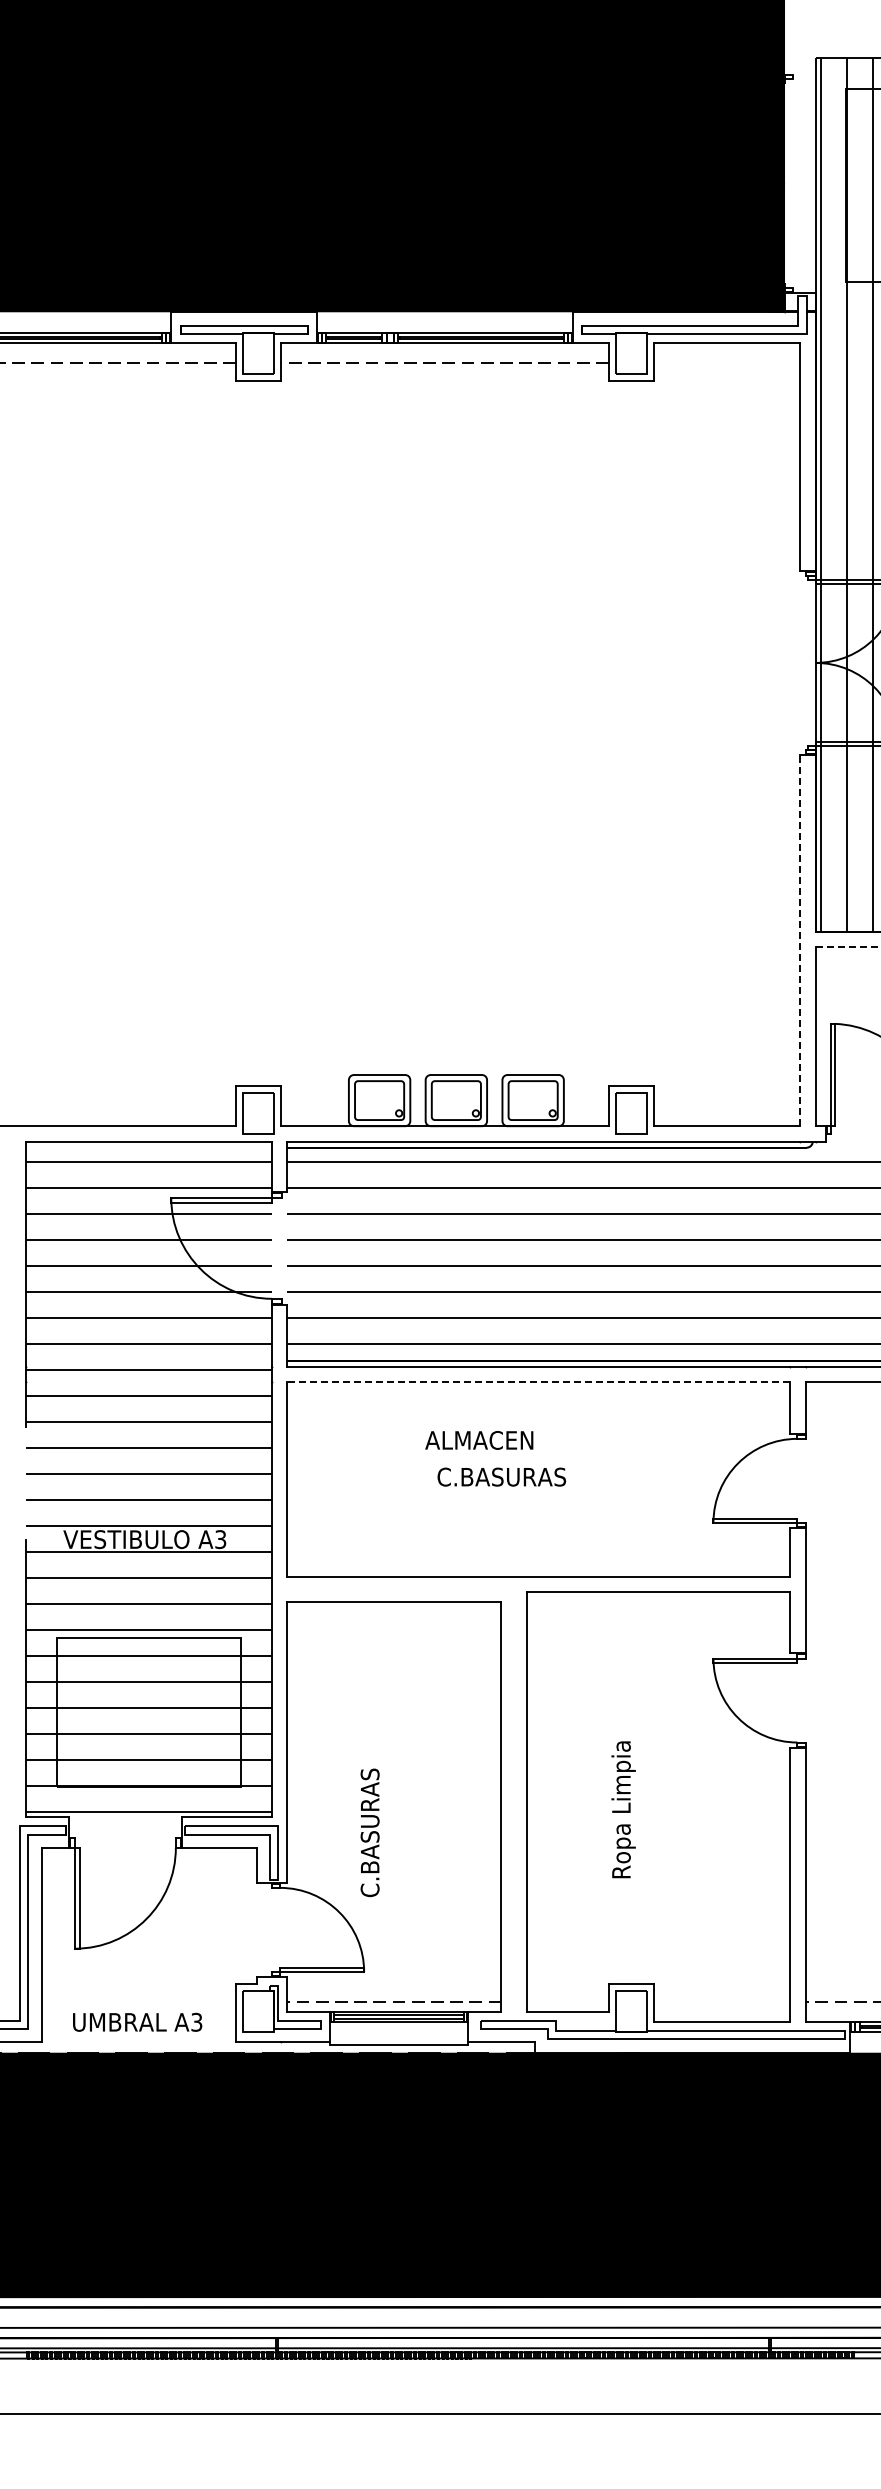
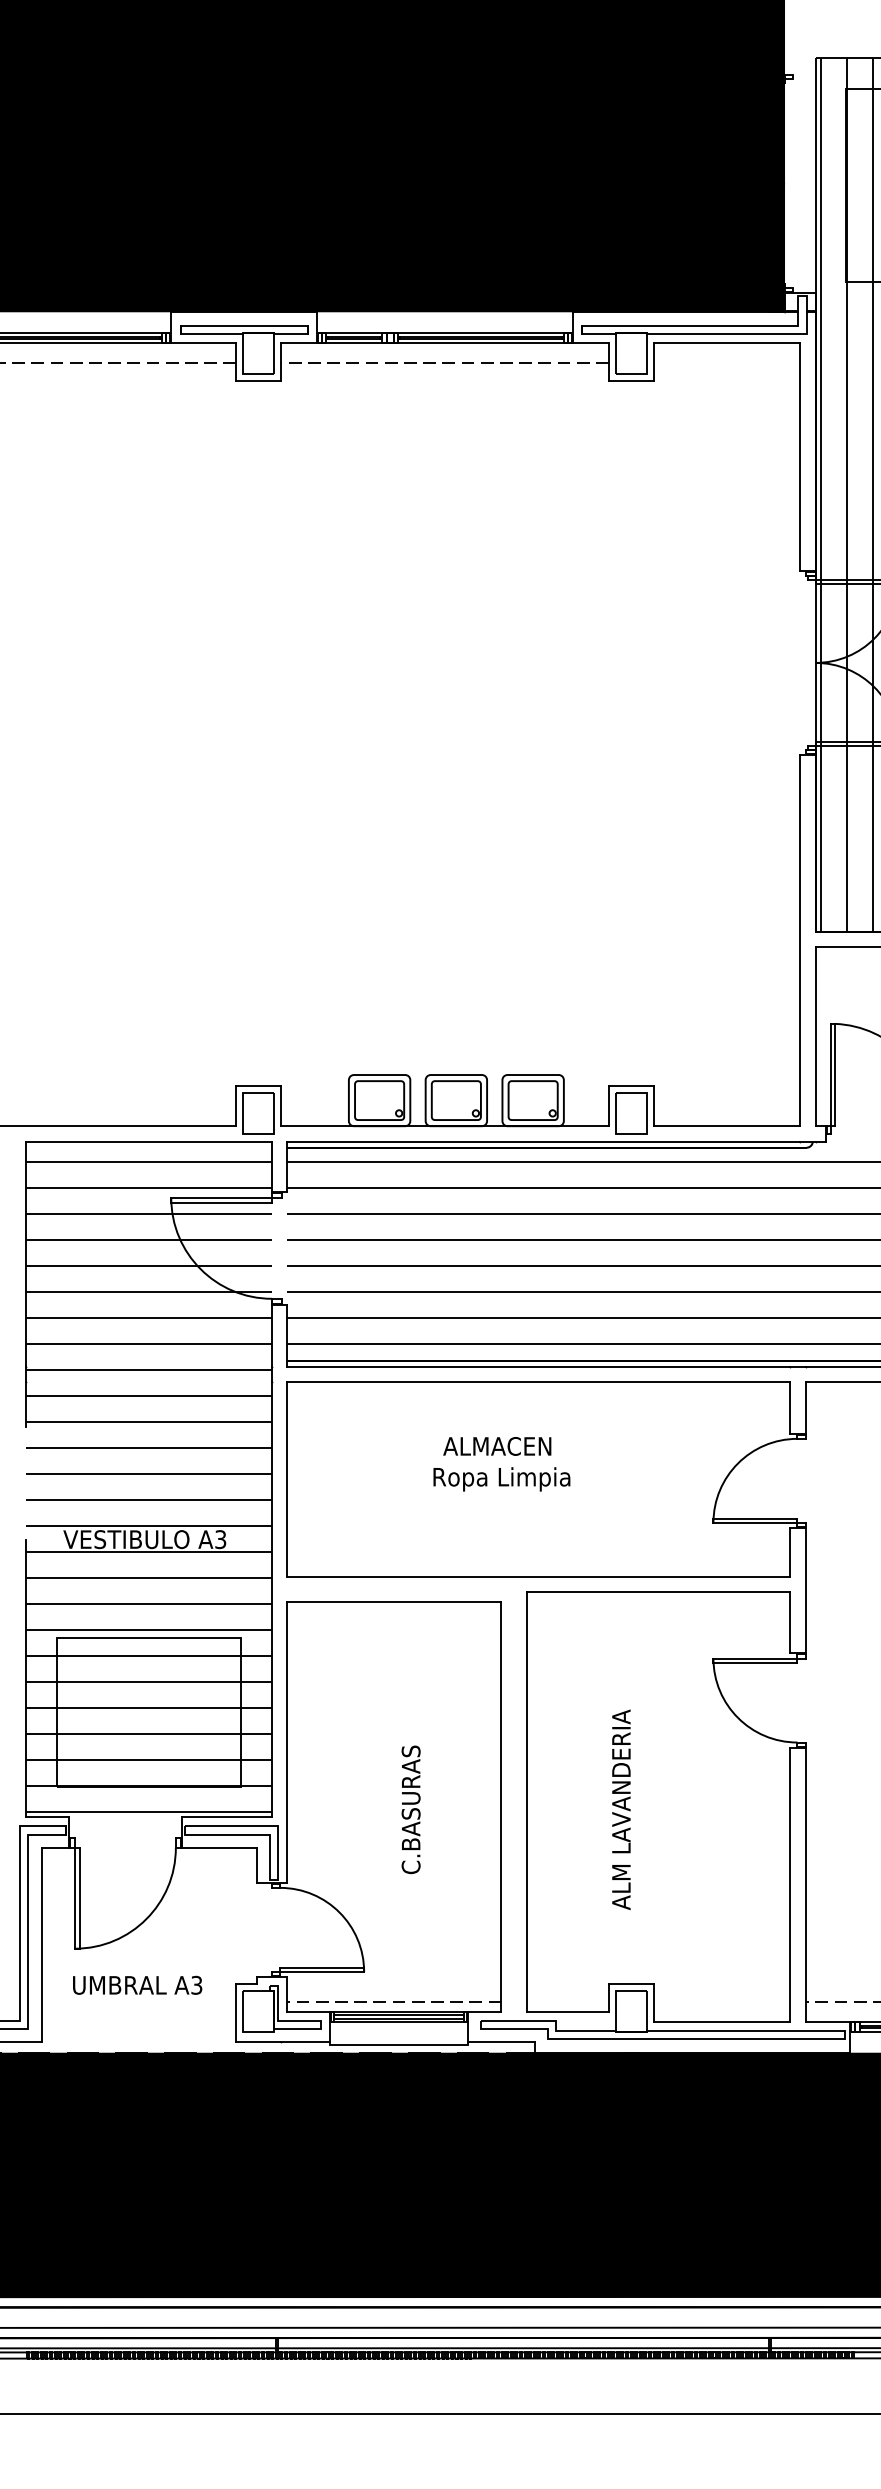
line: dashed -> solid (800, 940)
line: dashed -> solid (848, 947)
line: dashed -> solid (538, 1382)
text position: (479, 1440) -> (497, 1446) (497, 1446)
text: C.BASURAS -> Ropa Limpia (501, 1479)
text: Ropa Limpia -> ALM LAVANDERIA (623, 1809)
text position: (369, 1832) -> (410, 1809) (410, 1809)
text position: (137, 2021) -> (137, 1984) (137, 1984)
